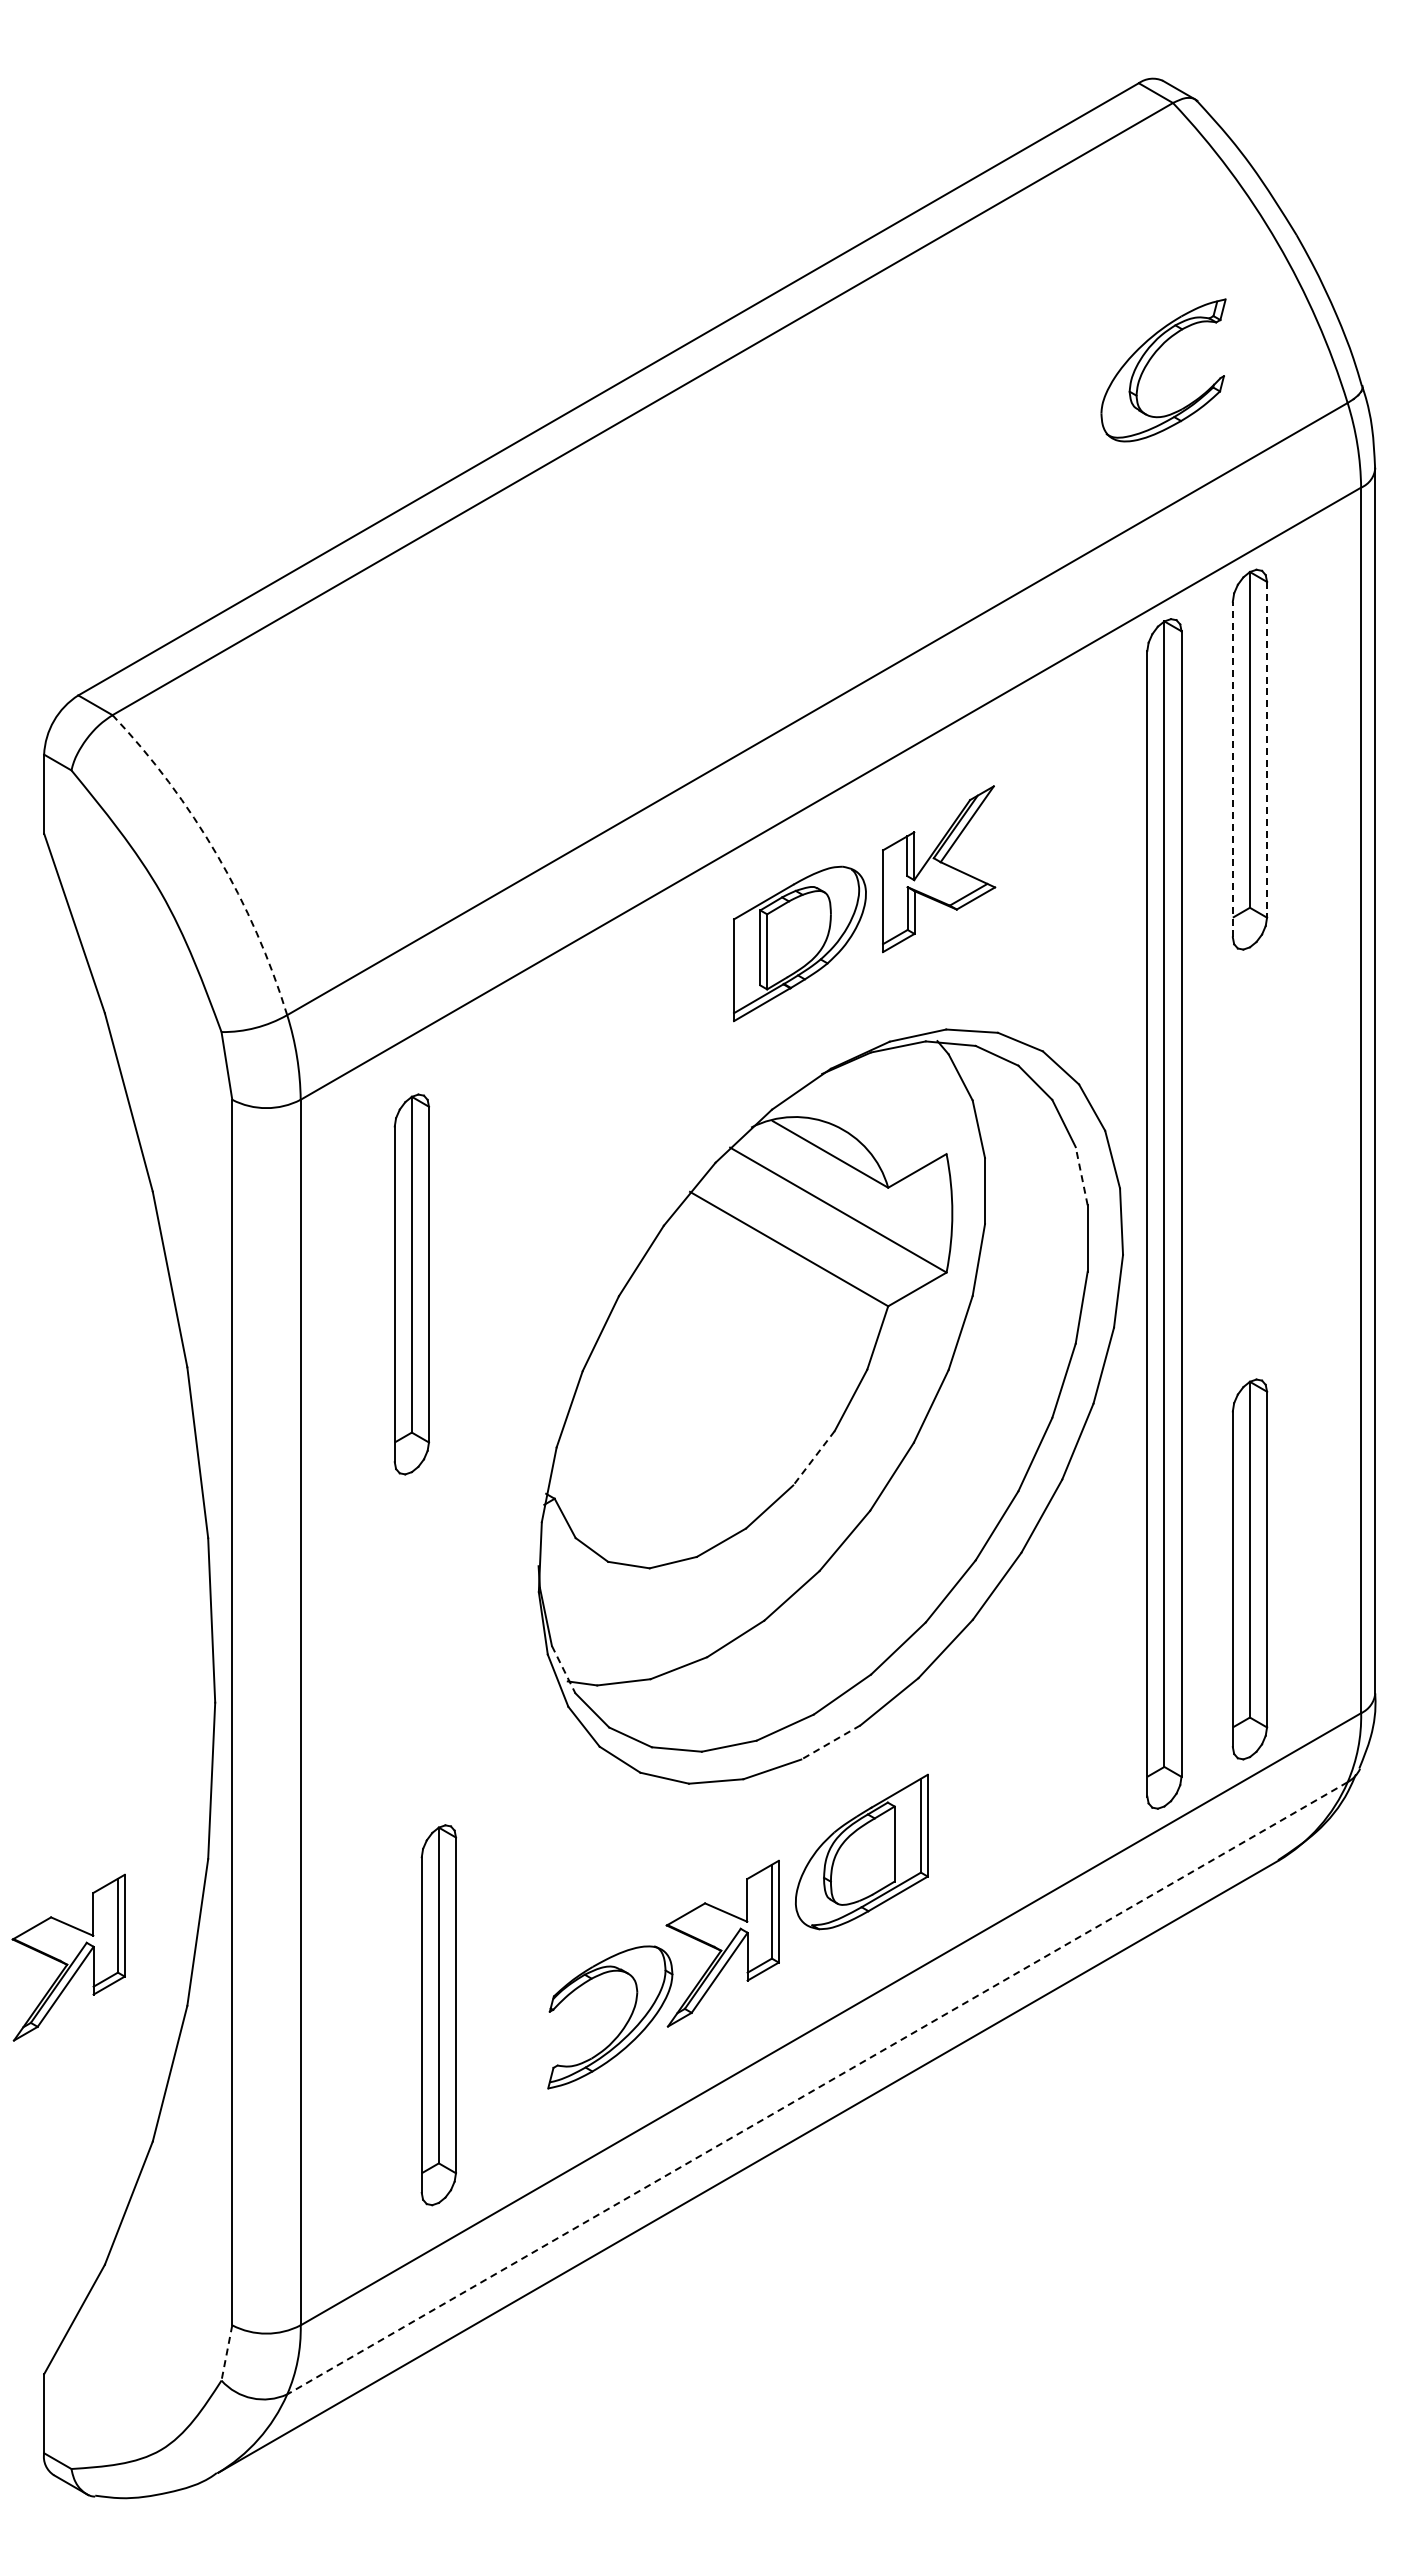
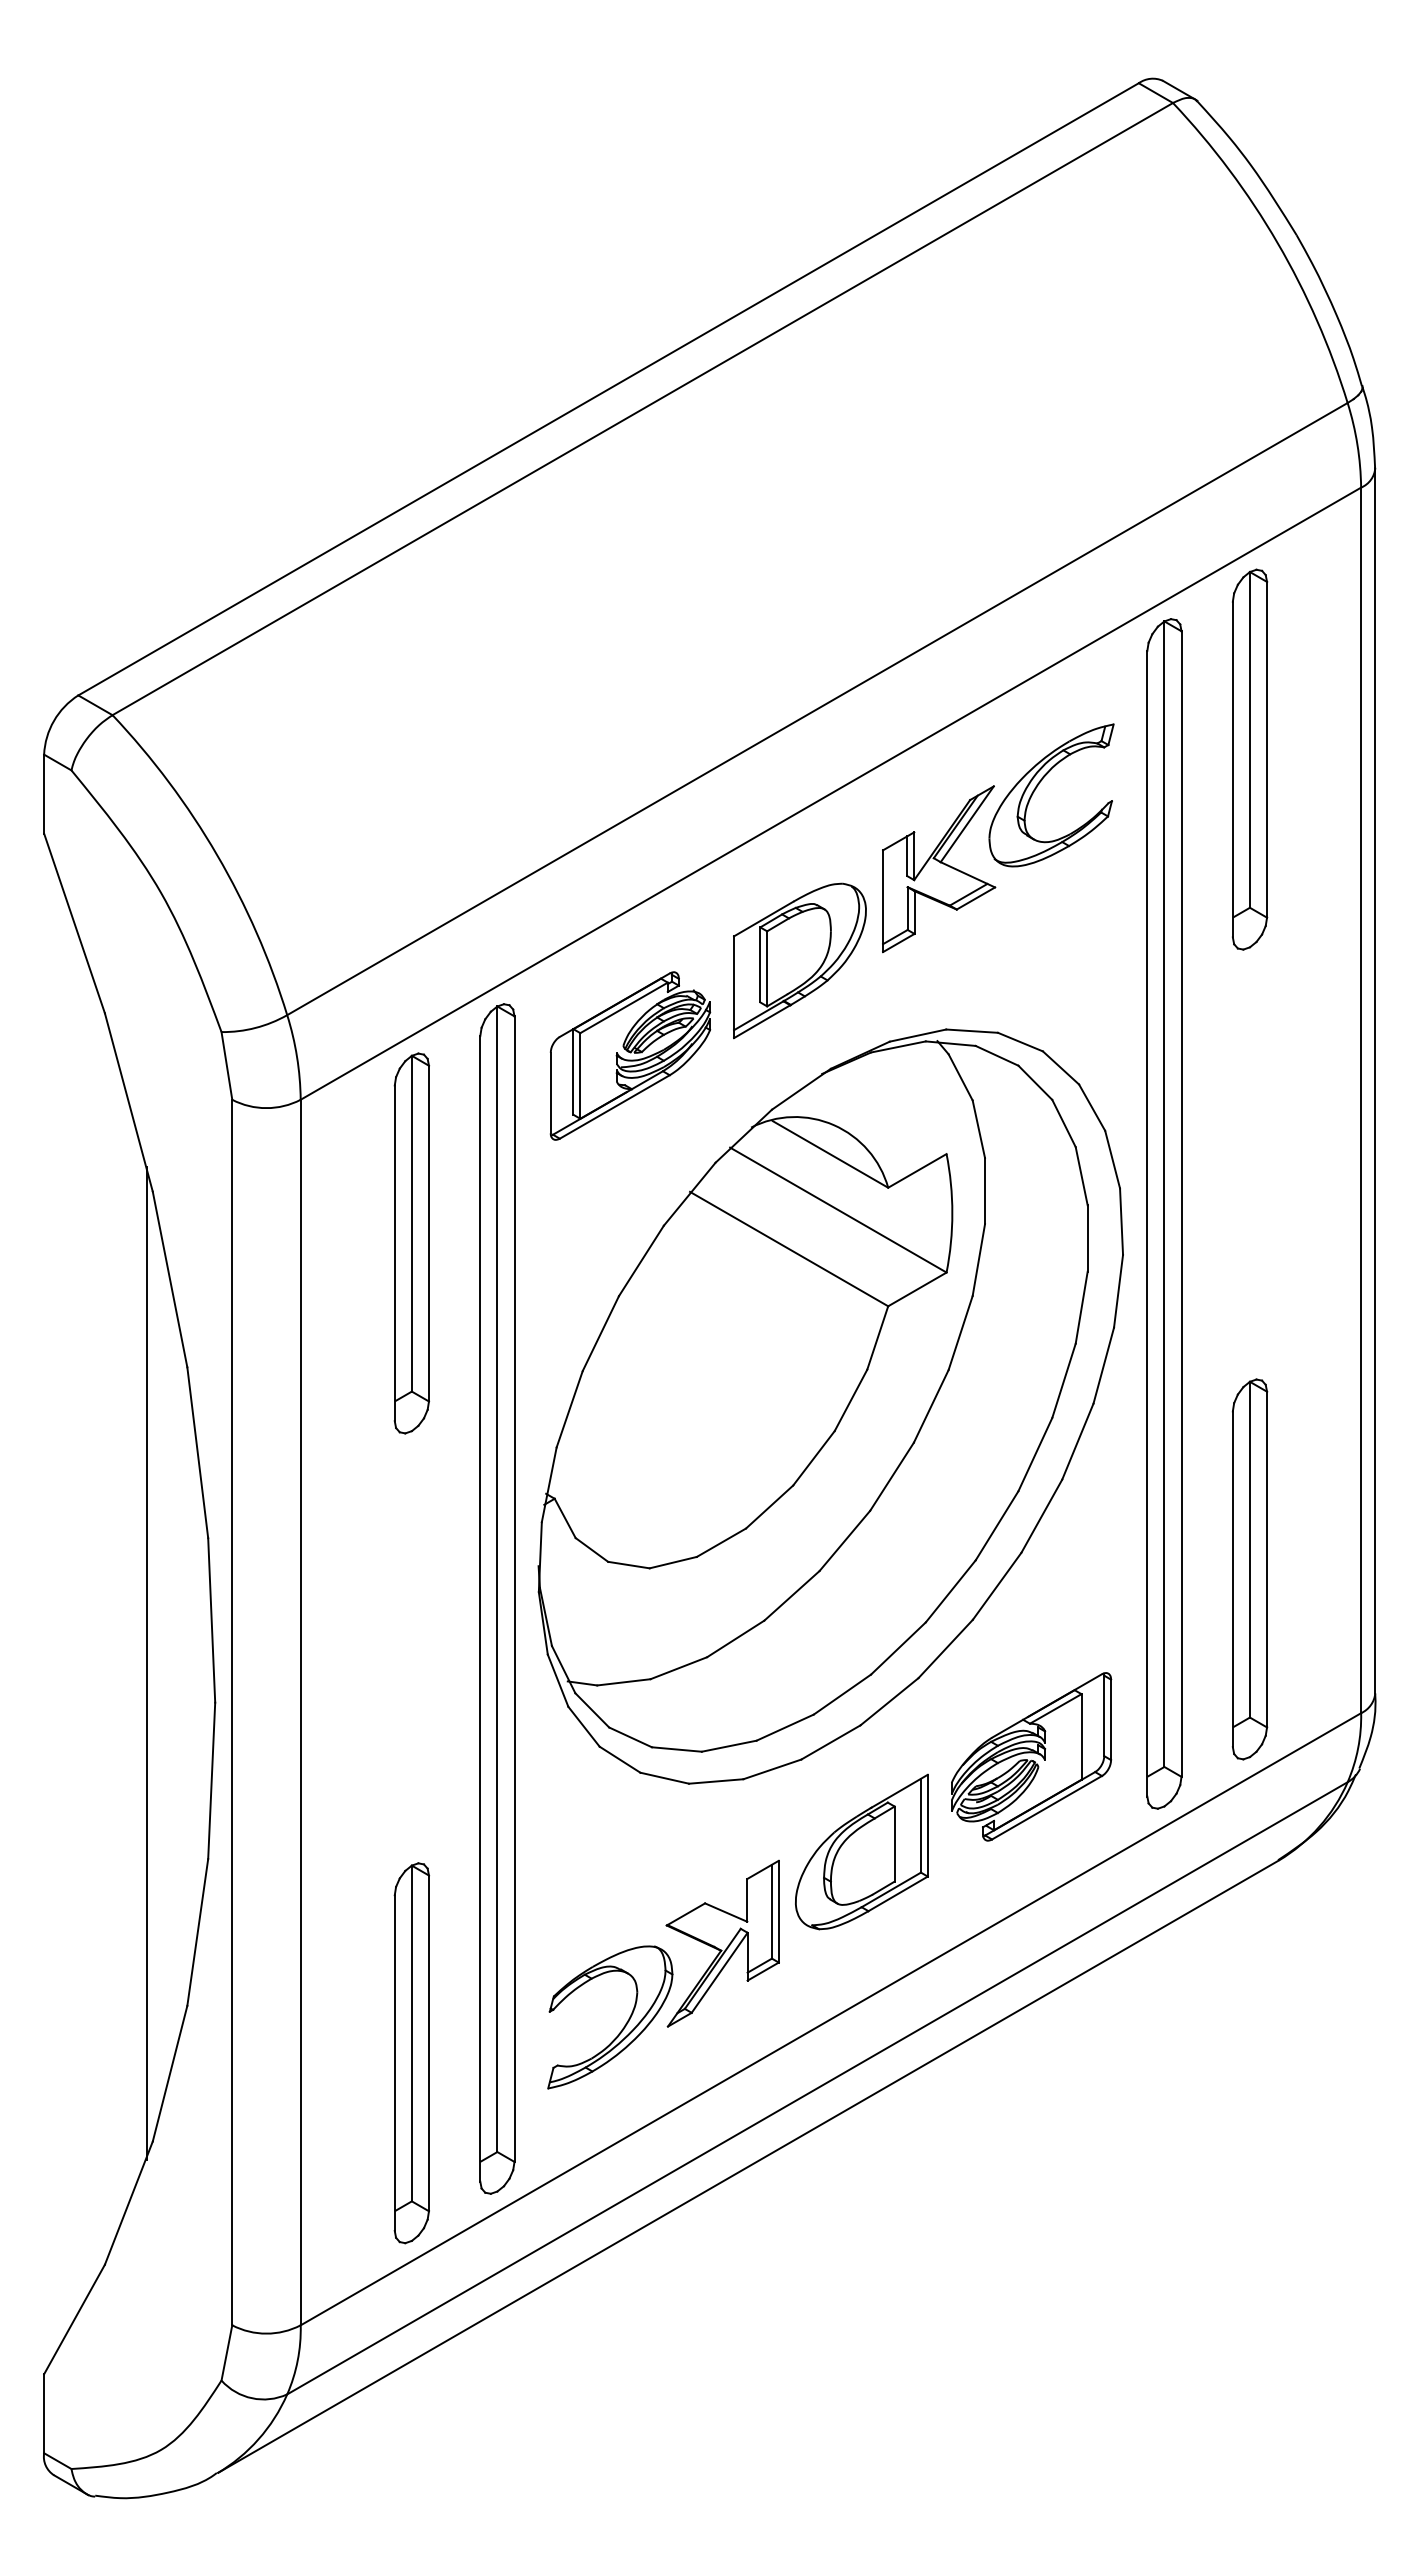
part position: (1149, 362) -> (1037, 787) (1037, 787)
line: dashed -> solid (1267, 749)
line: dashed -> solid (1232, 769)
arc: dashed -> solid (217, 855)
part position: (799, 943) -> (799, 960) (799, 960)
part: none -> present (630, 1055)
line: dashed -> solid (1081, 1176)
part position: (411, 1284) -> (411, 1243) (411, 1243)
line: dashed -> solid (813, 1458)
part: none -> present (497, 1598)
line: none -> present (146, 1662)
line: dashed -> solid (563, 1670)
line: dashed -> solid (830, 1742)
part: none -> present (1031, 1756)
part: present -> none (68, 1957)
part position: (438, 2015) -> (411, 2053) (411, 2053)
line: dashed -> solid (817, 2088)
line: dashed -> solid (226, 2353)
